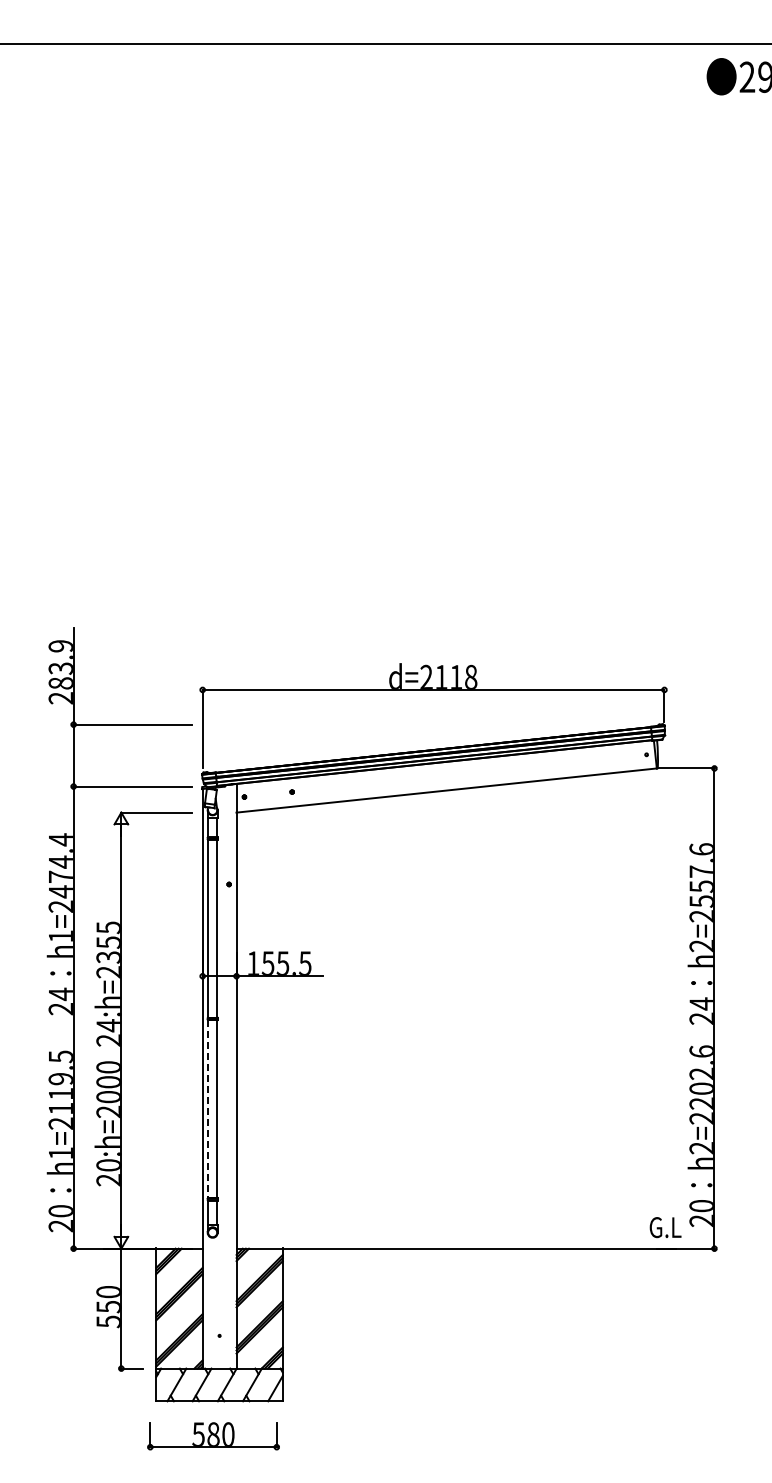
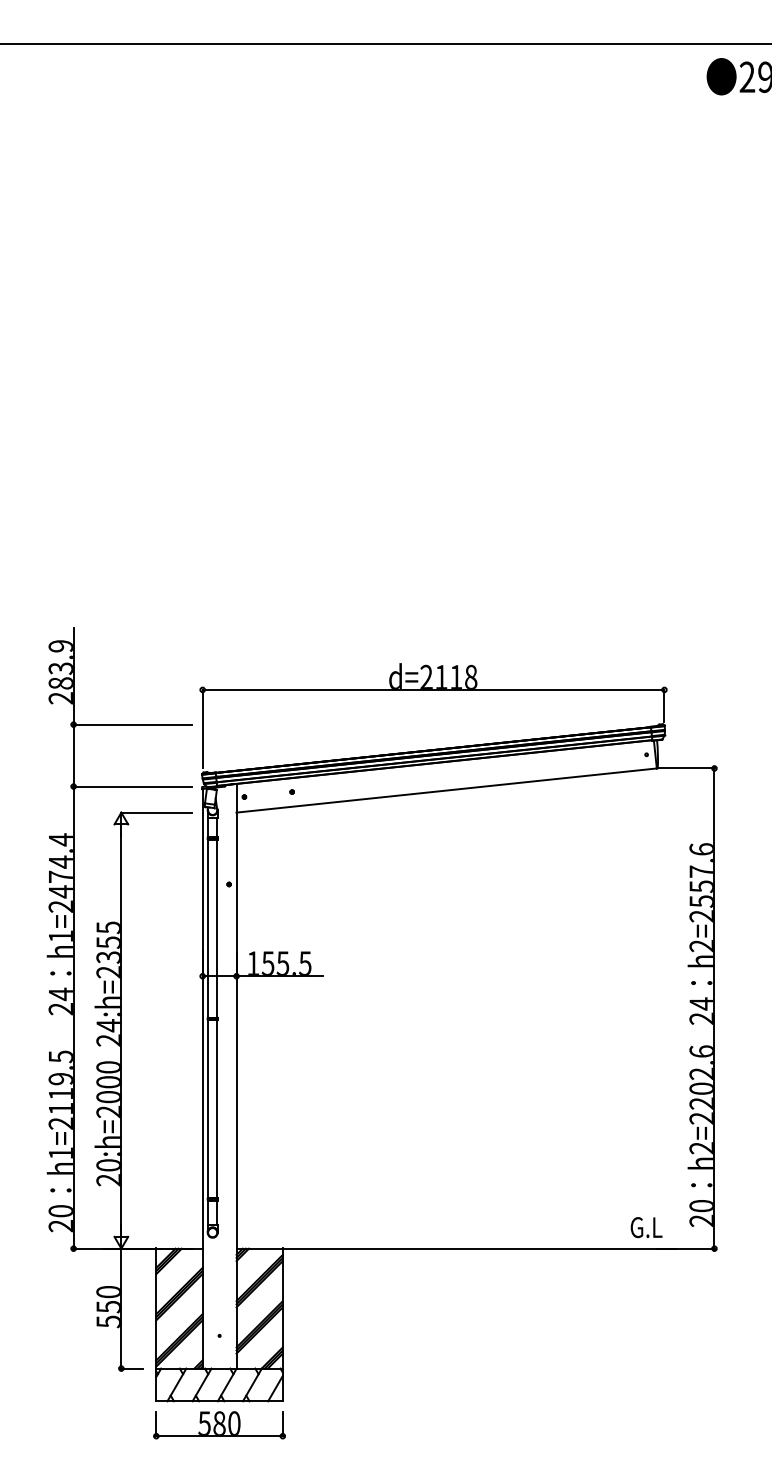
line: dashed -> solid (208, 1109)
text position: (665, 1227) -> (646, 1227) (646, 1227)
part position: (213, 1436) -> (219, 1425) (219, 1425)
